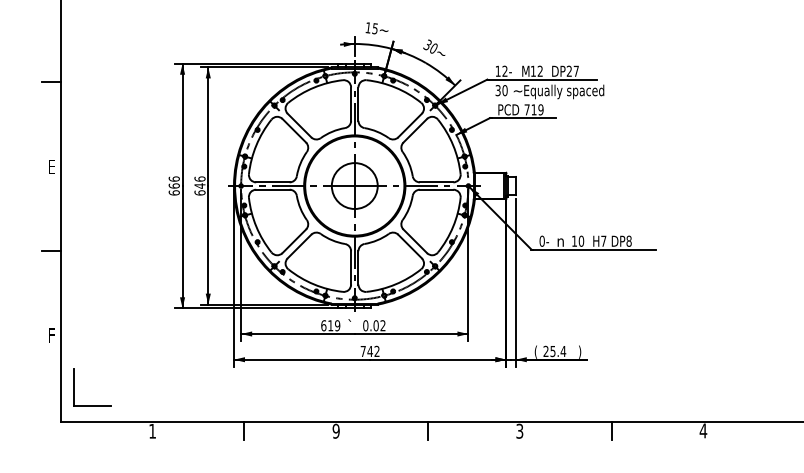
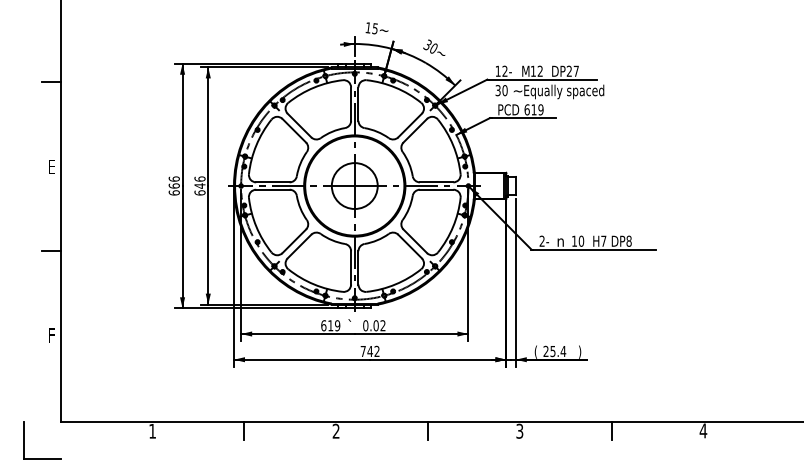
text: 719 -> 619 (526, 109)
text: 0- -> 2- (541, 240)
part position: (74, 387) -> (24, 440) (24, 440)
text: 9 -> 2 (335, 431)
